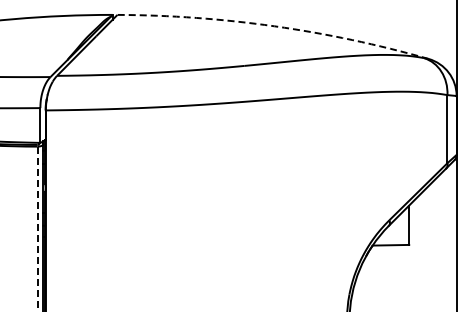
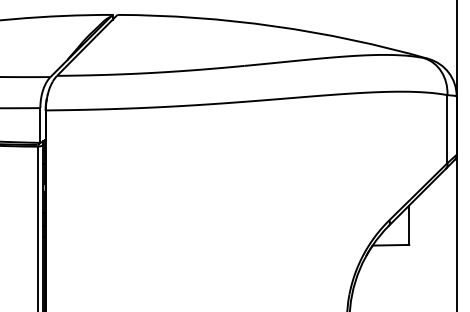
arc: dashed -> solid (274, 26)
line: dashed -> solid (37, 229)
